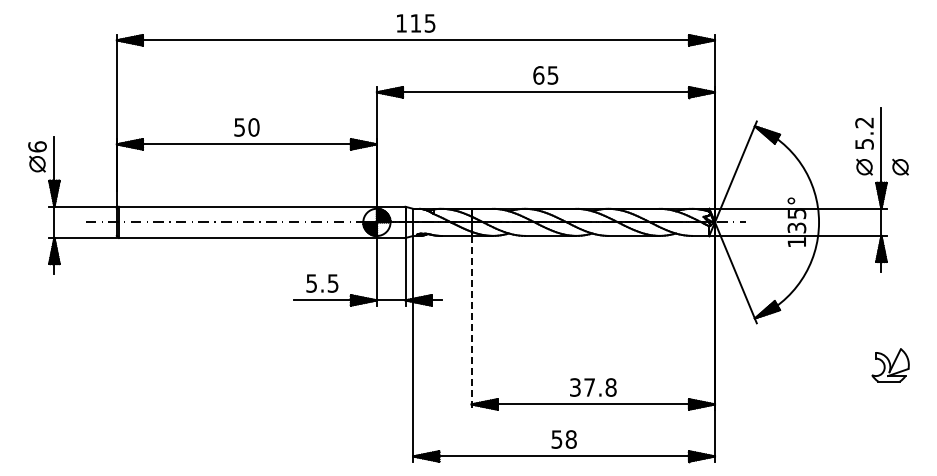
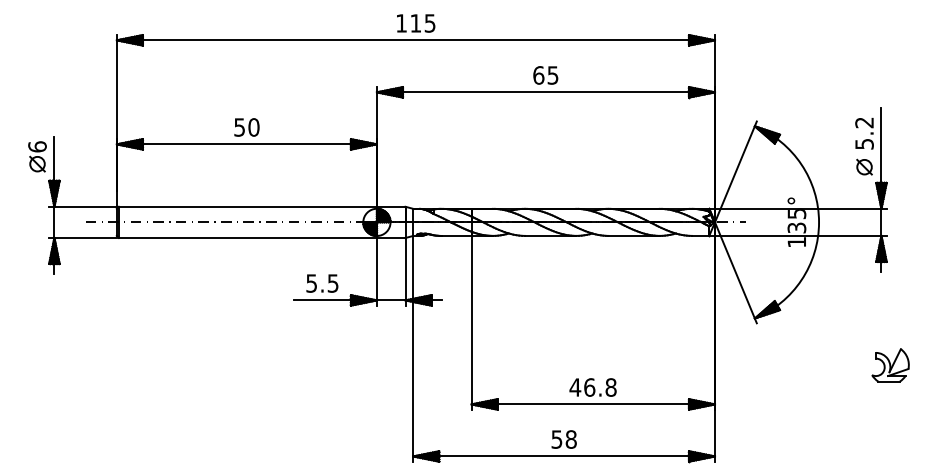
part: present -> none (900, 166)
line: dashed -> solid (471, 322)
text: 37.8 -> 46.8 (582, 387)
